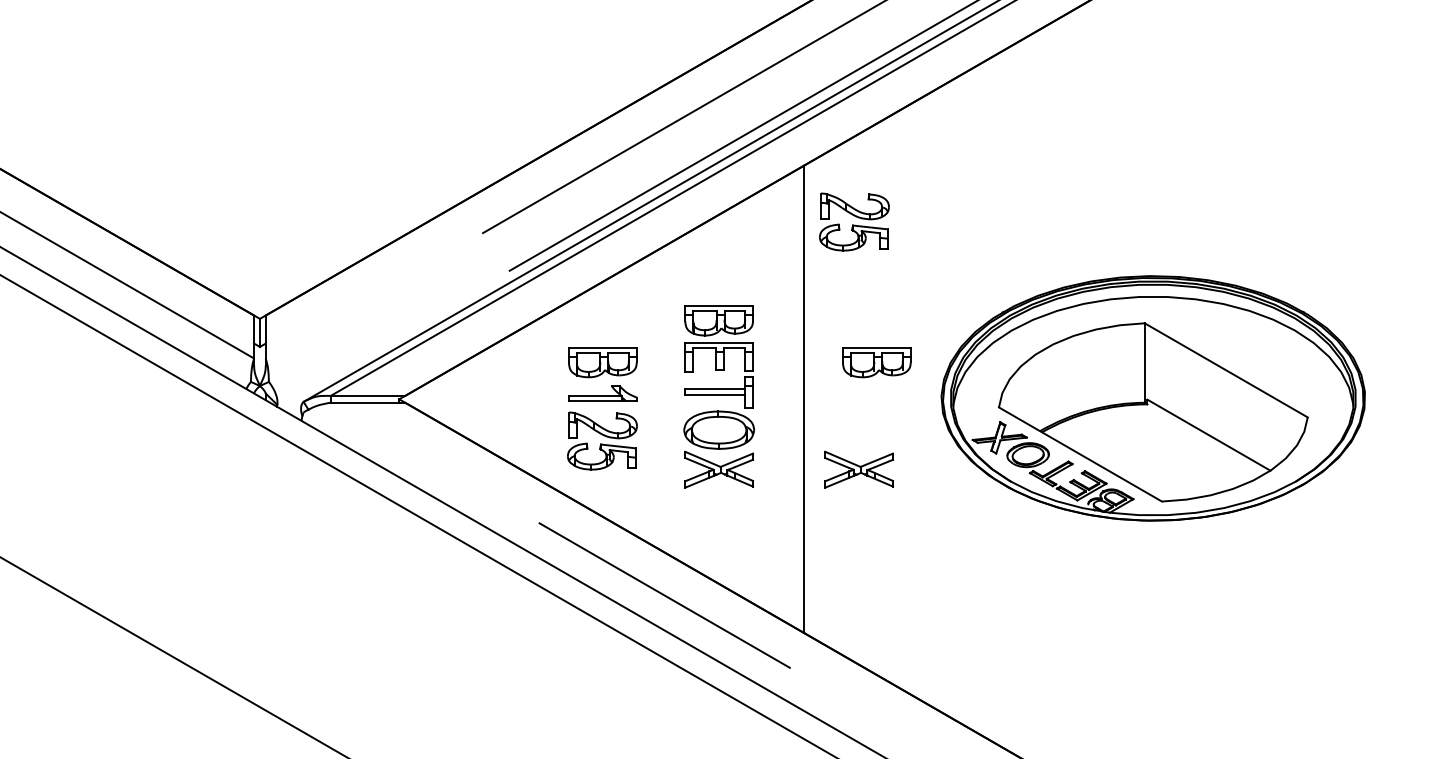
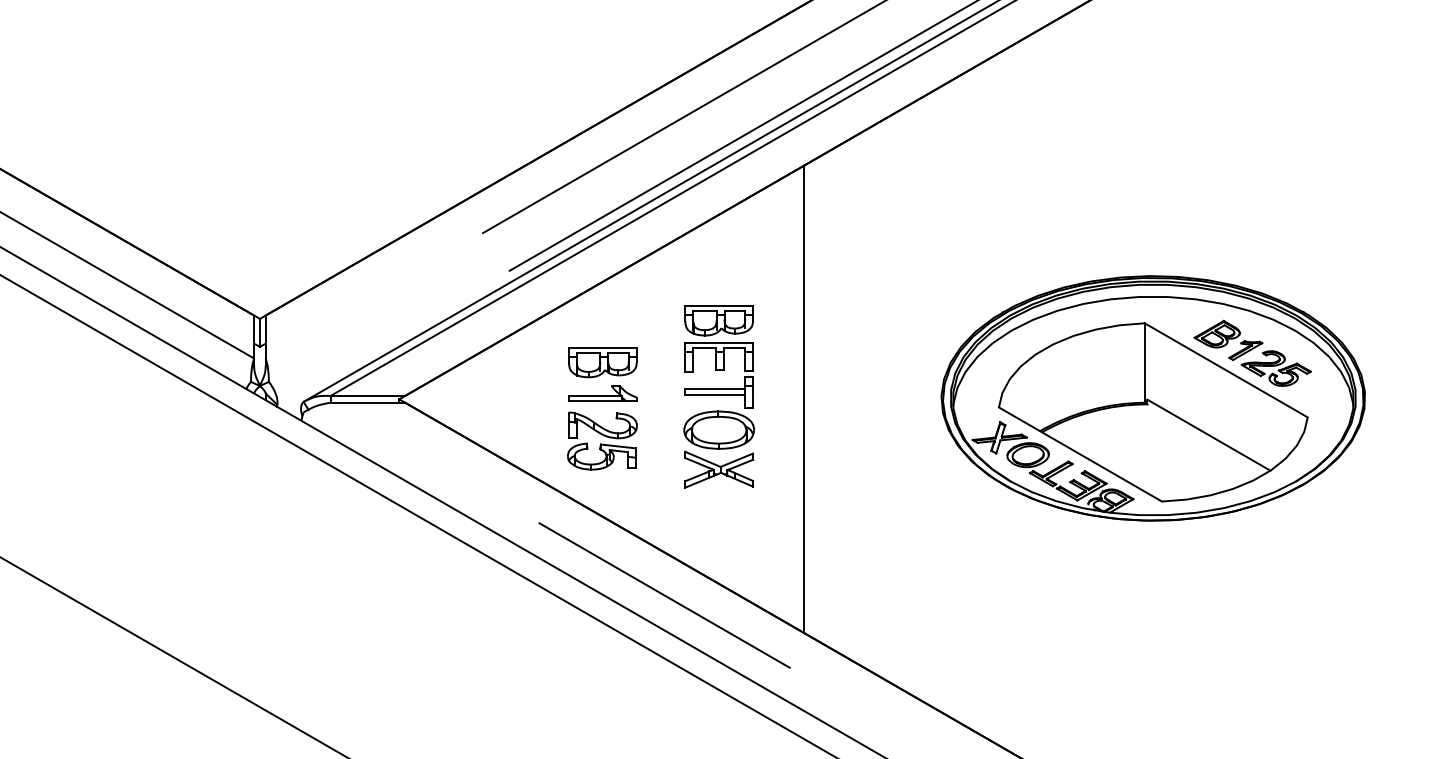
part: present -> none (854, 221)
part: none -> present (1252, 352)
part: present -> none (876, 362)
part: present -> none (859, 469)
